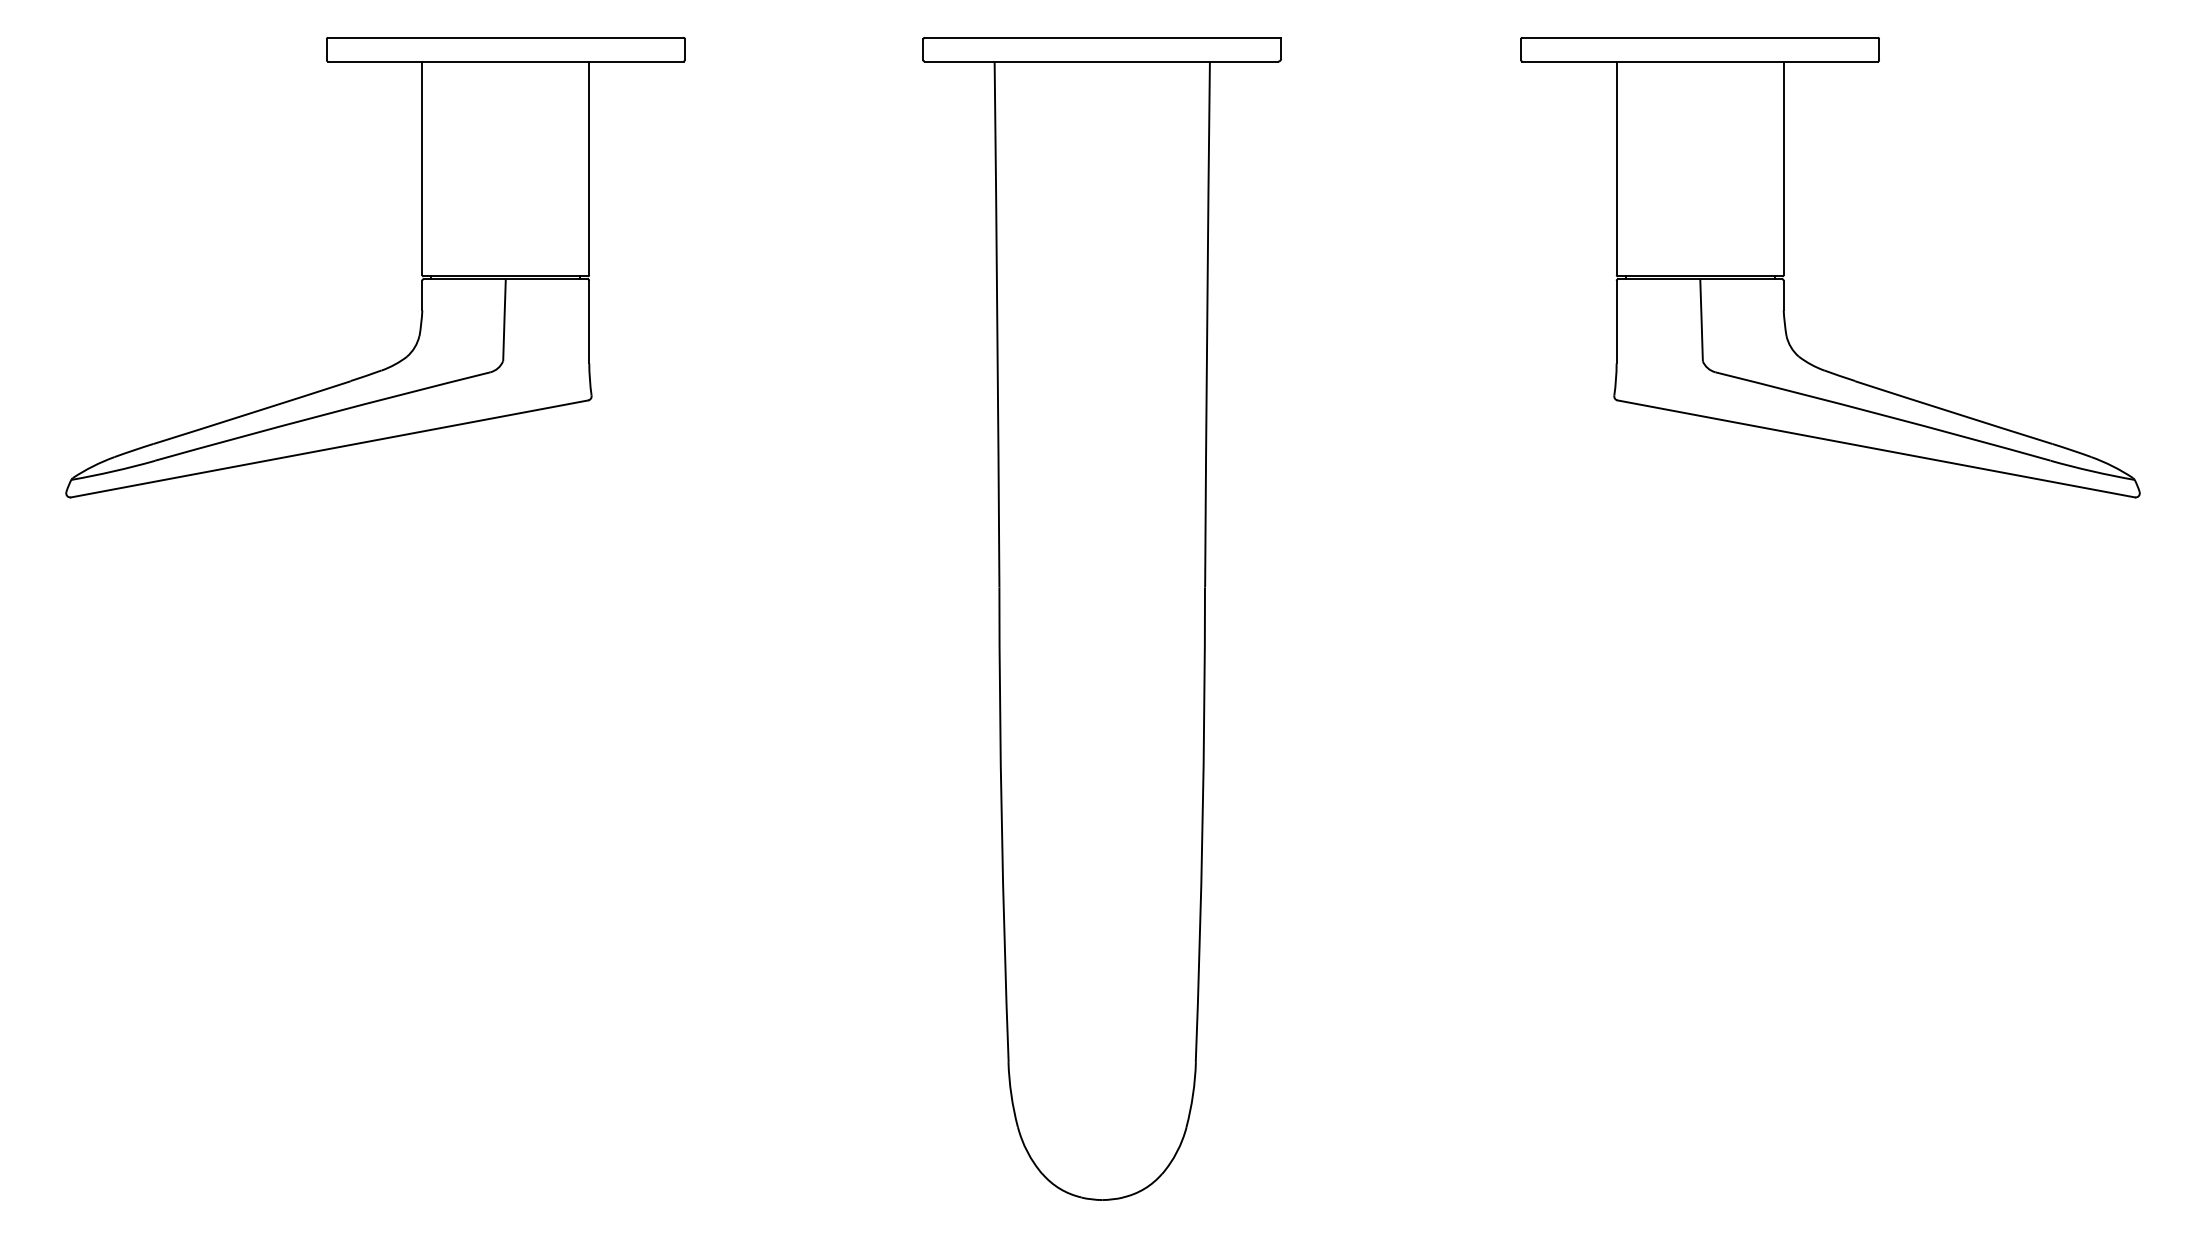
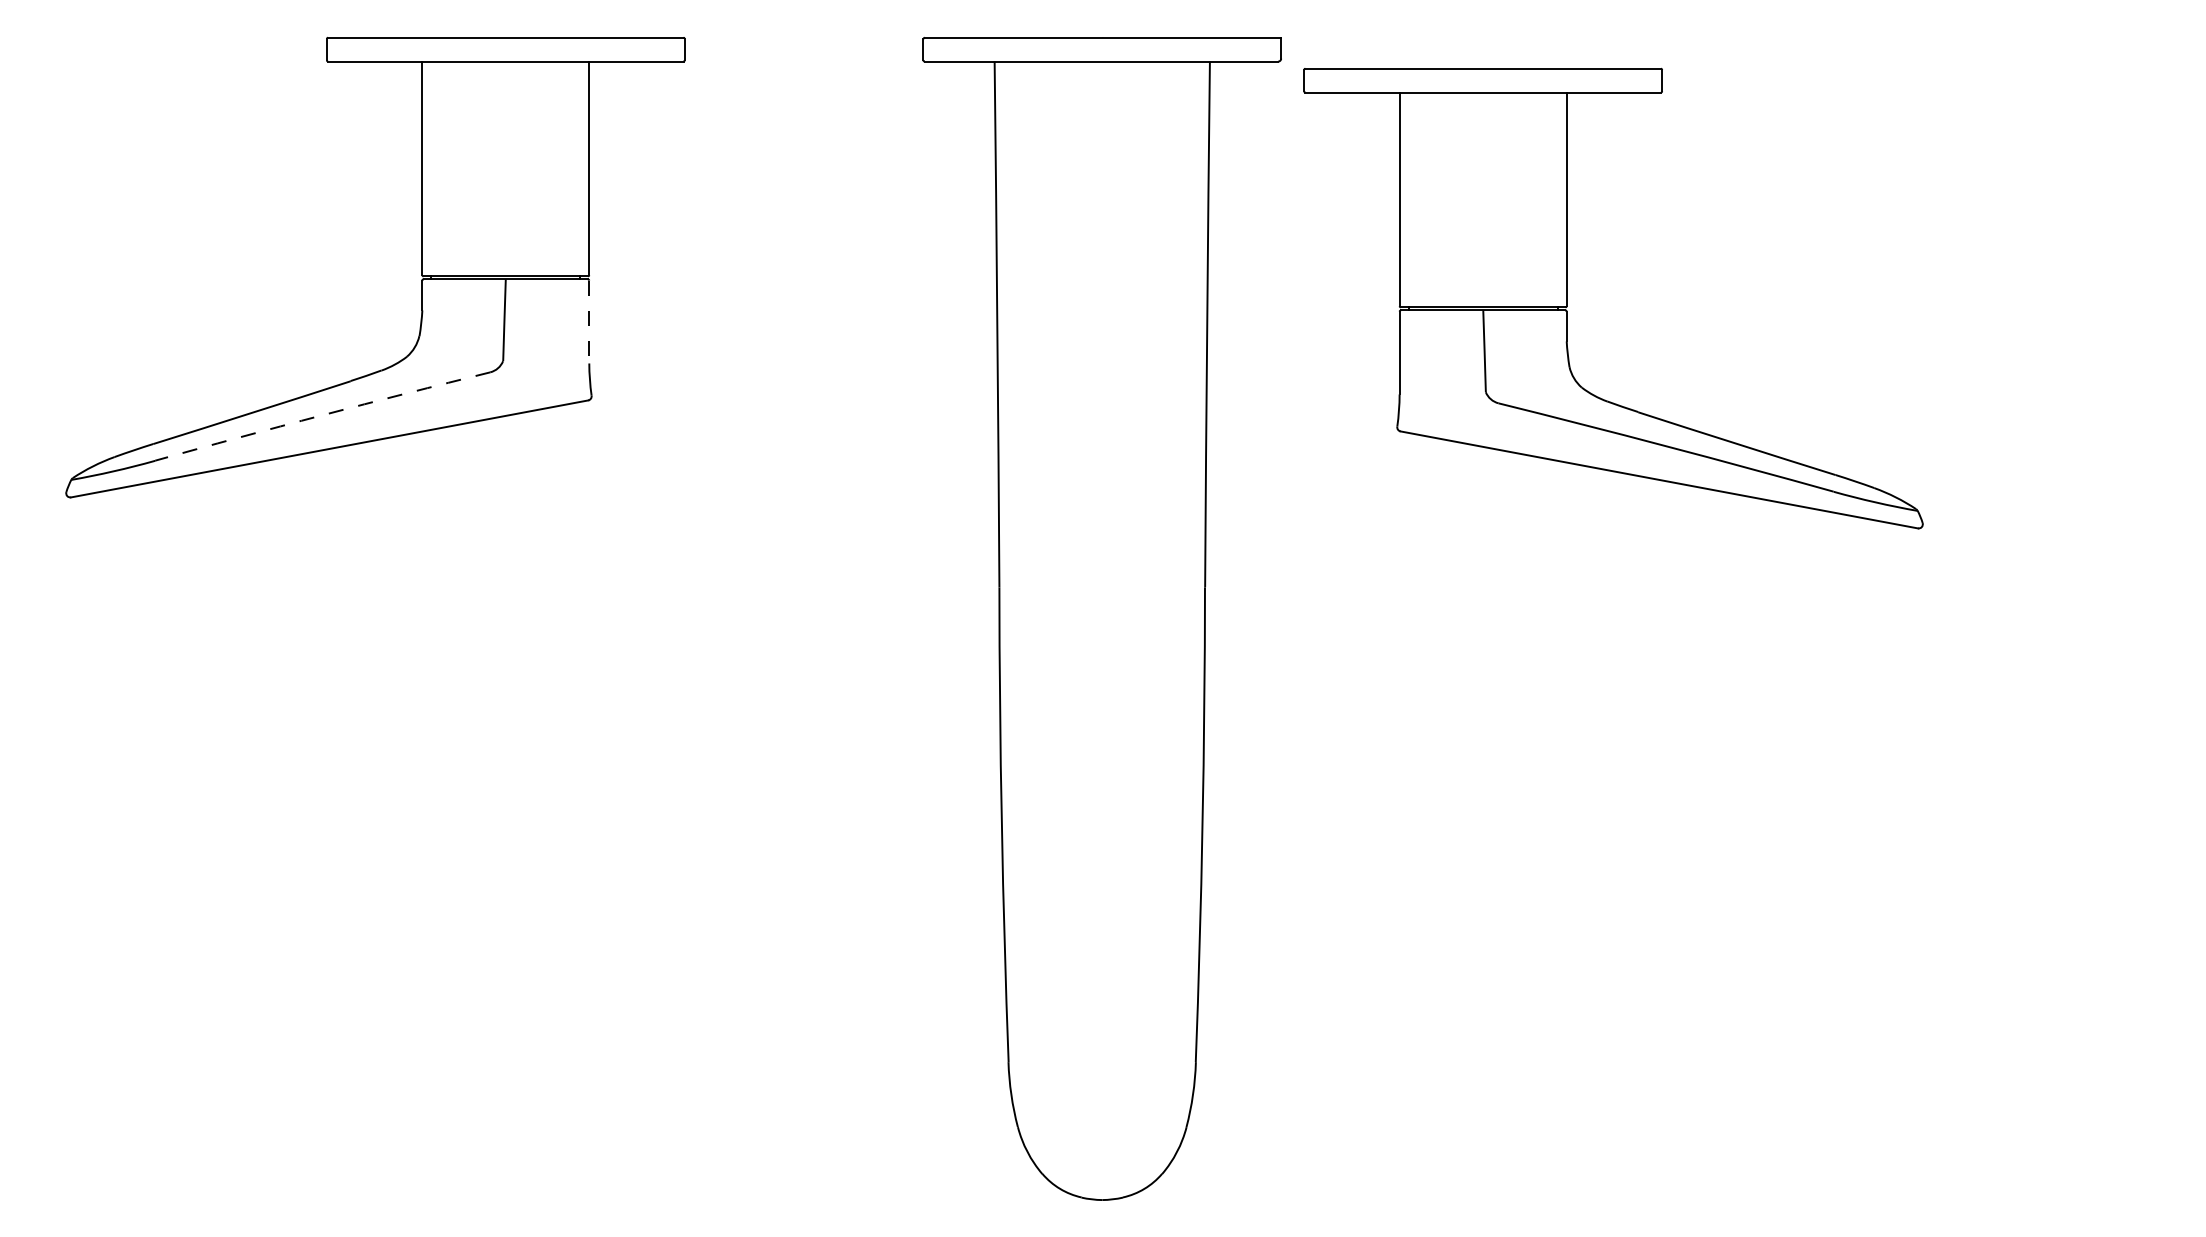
part position: (1784, 267) -> (1567, 298) (1567, 298)
line: solid -> dashed (589, 322)
arc: solid -> dashed (322, 415)
